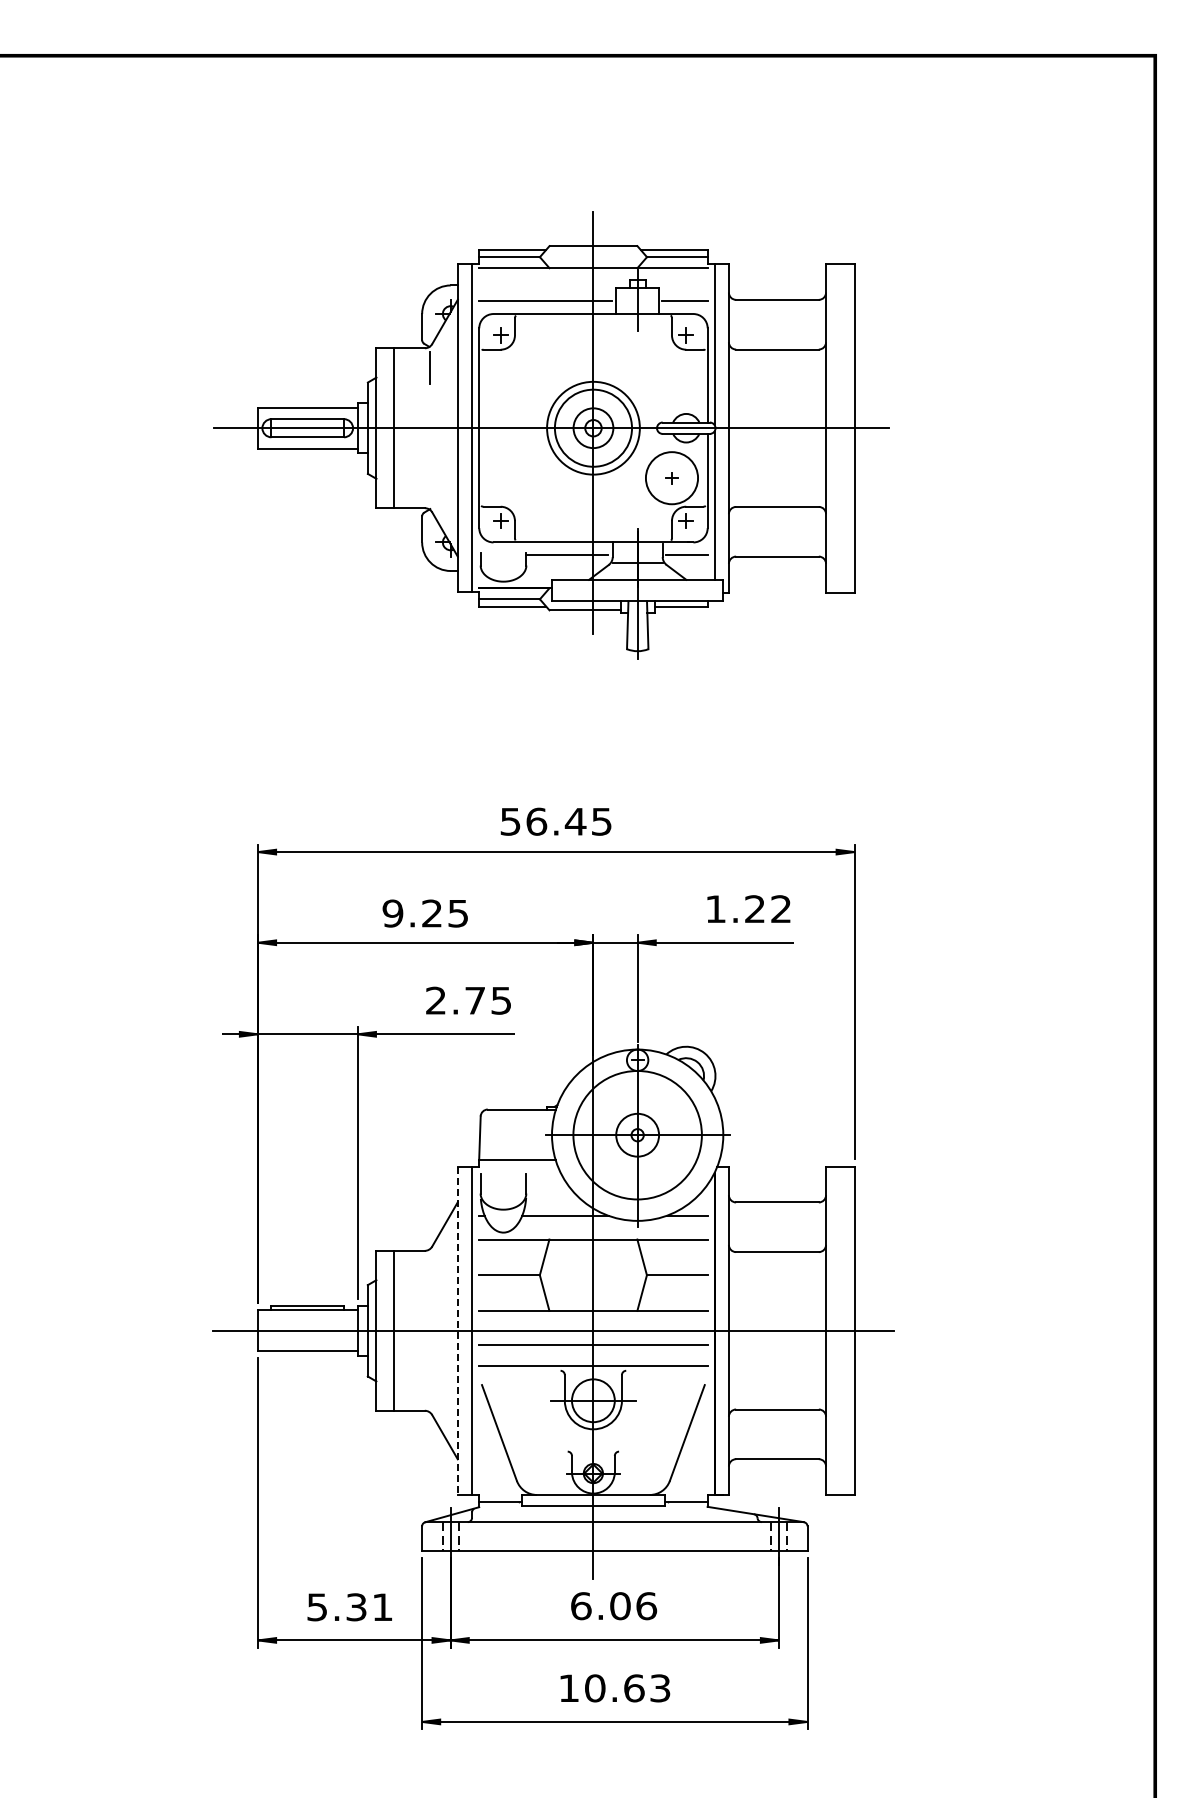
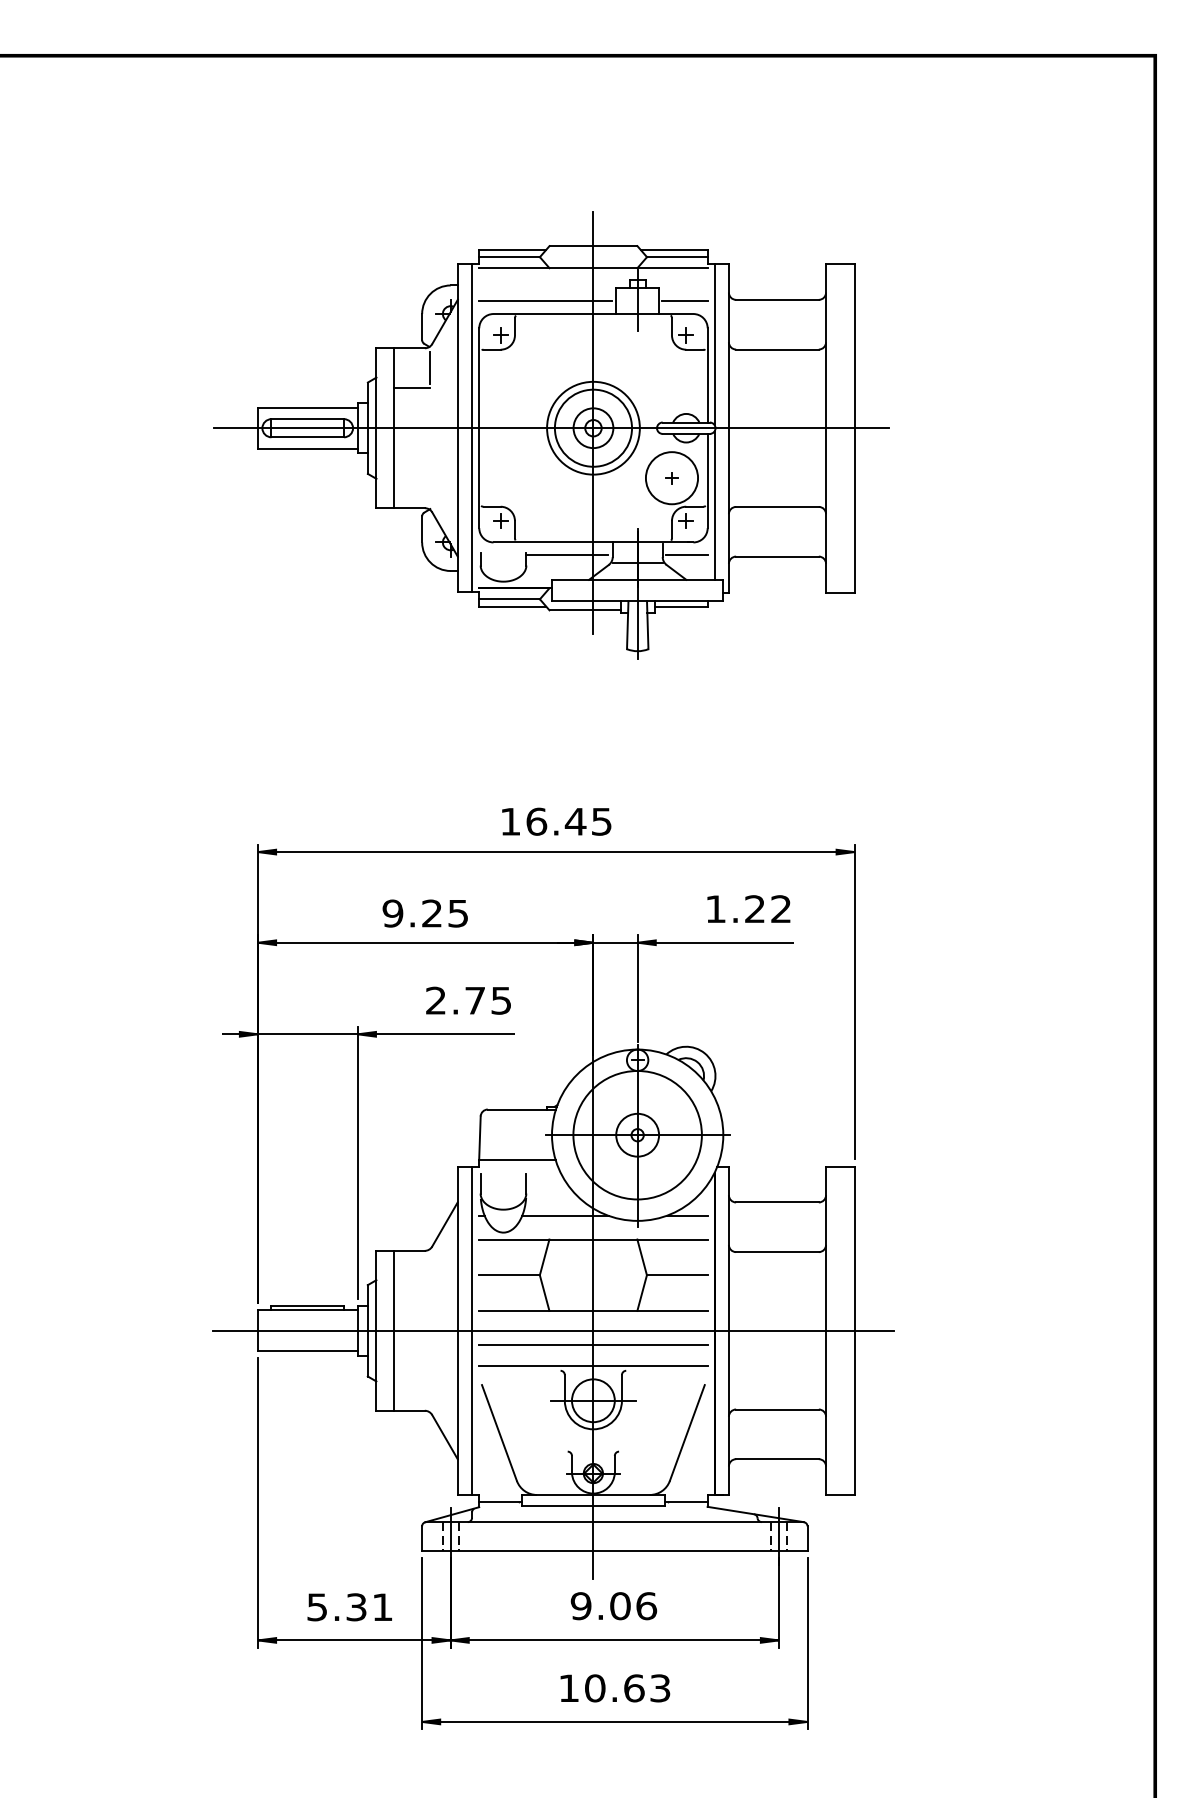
line: none -> present (411, 387)
text: 56.45 -> 16.45 (510, 821)
line: dashed -> solid (457, 1331)
text: 6.06 -> 9.06 (580, 1606)
